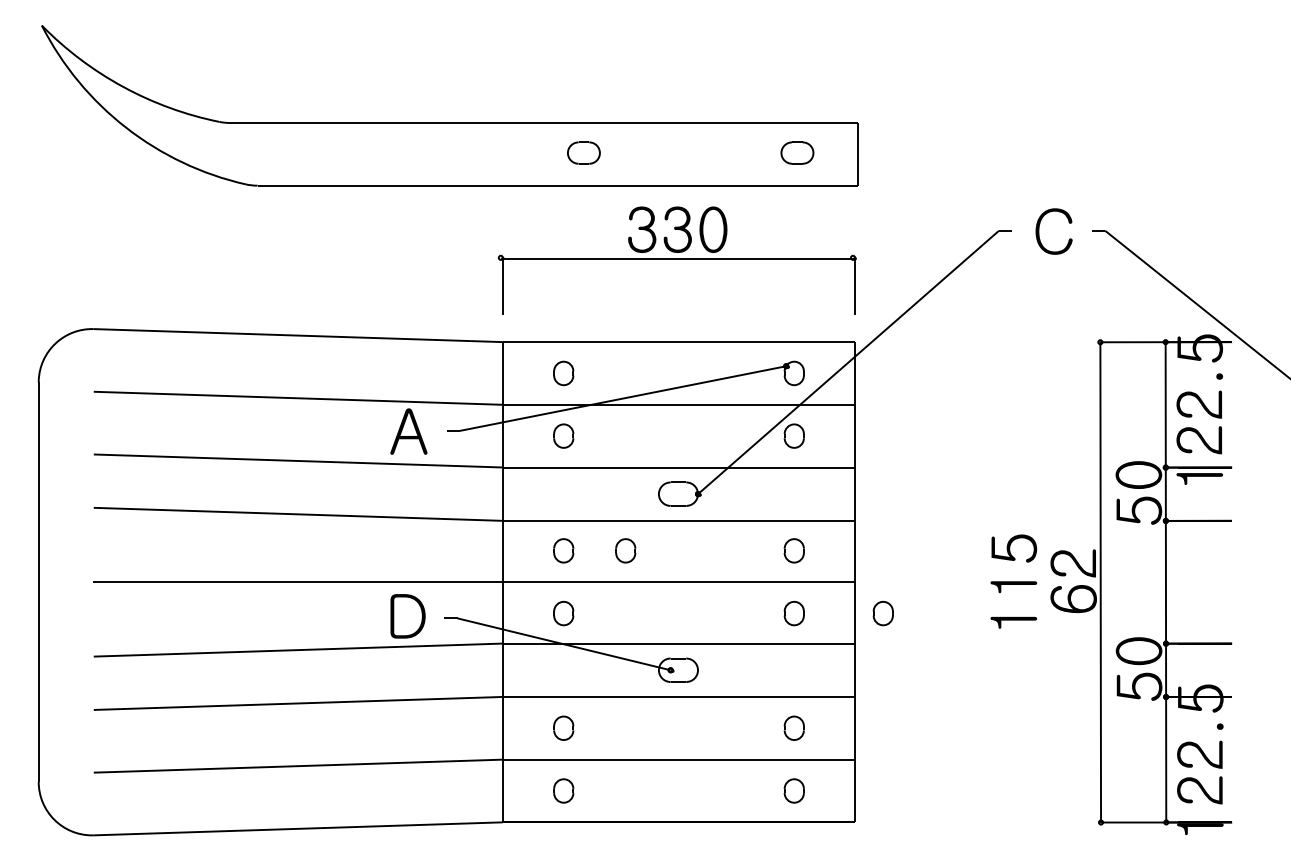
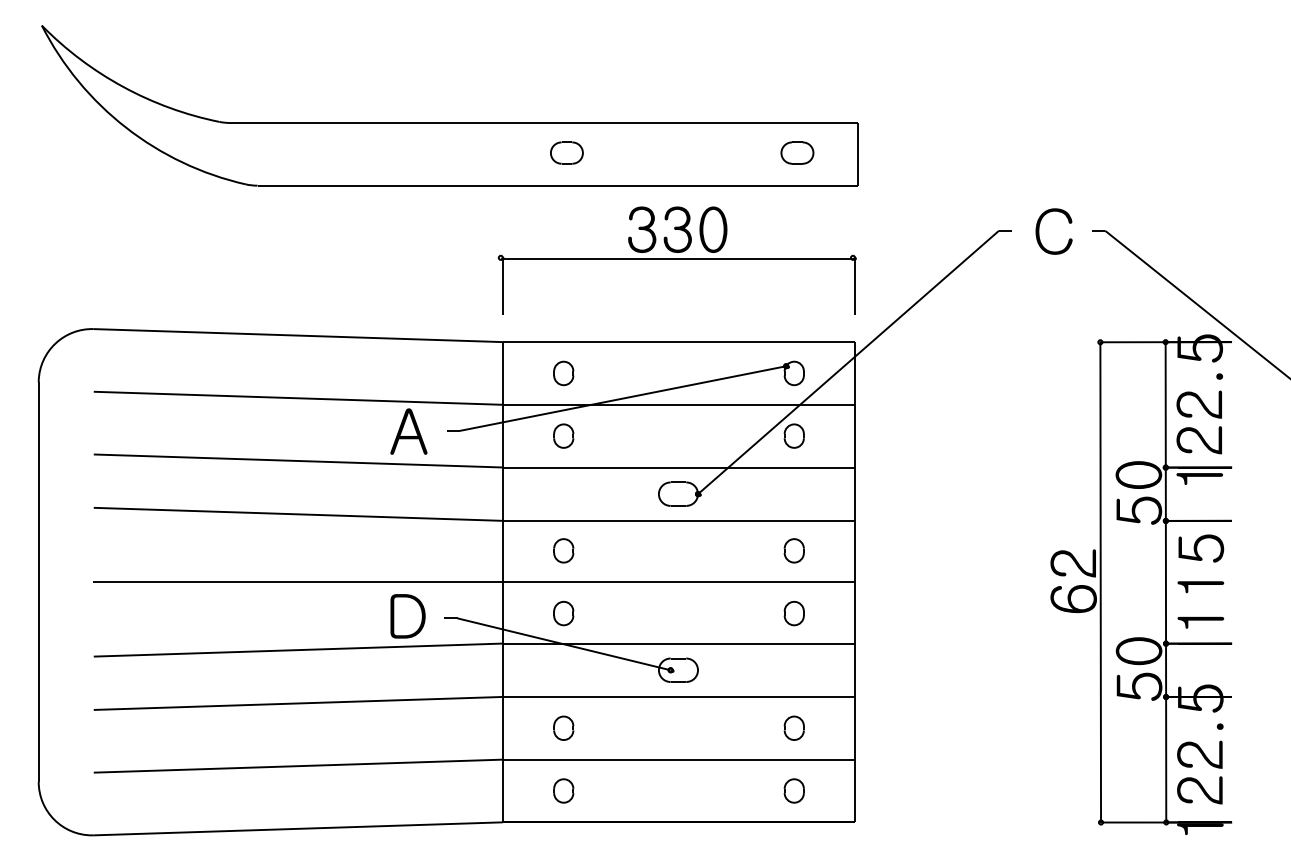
part position: (583, 152) -> (566, 152) (566, 152)
part: present -> none (625, 550)
text position: (1013, 581) -> (1200, 581) (1200, 581)
part: present -> none (882, 613)
